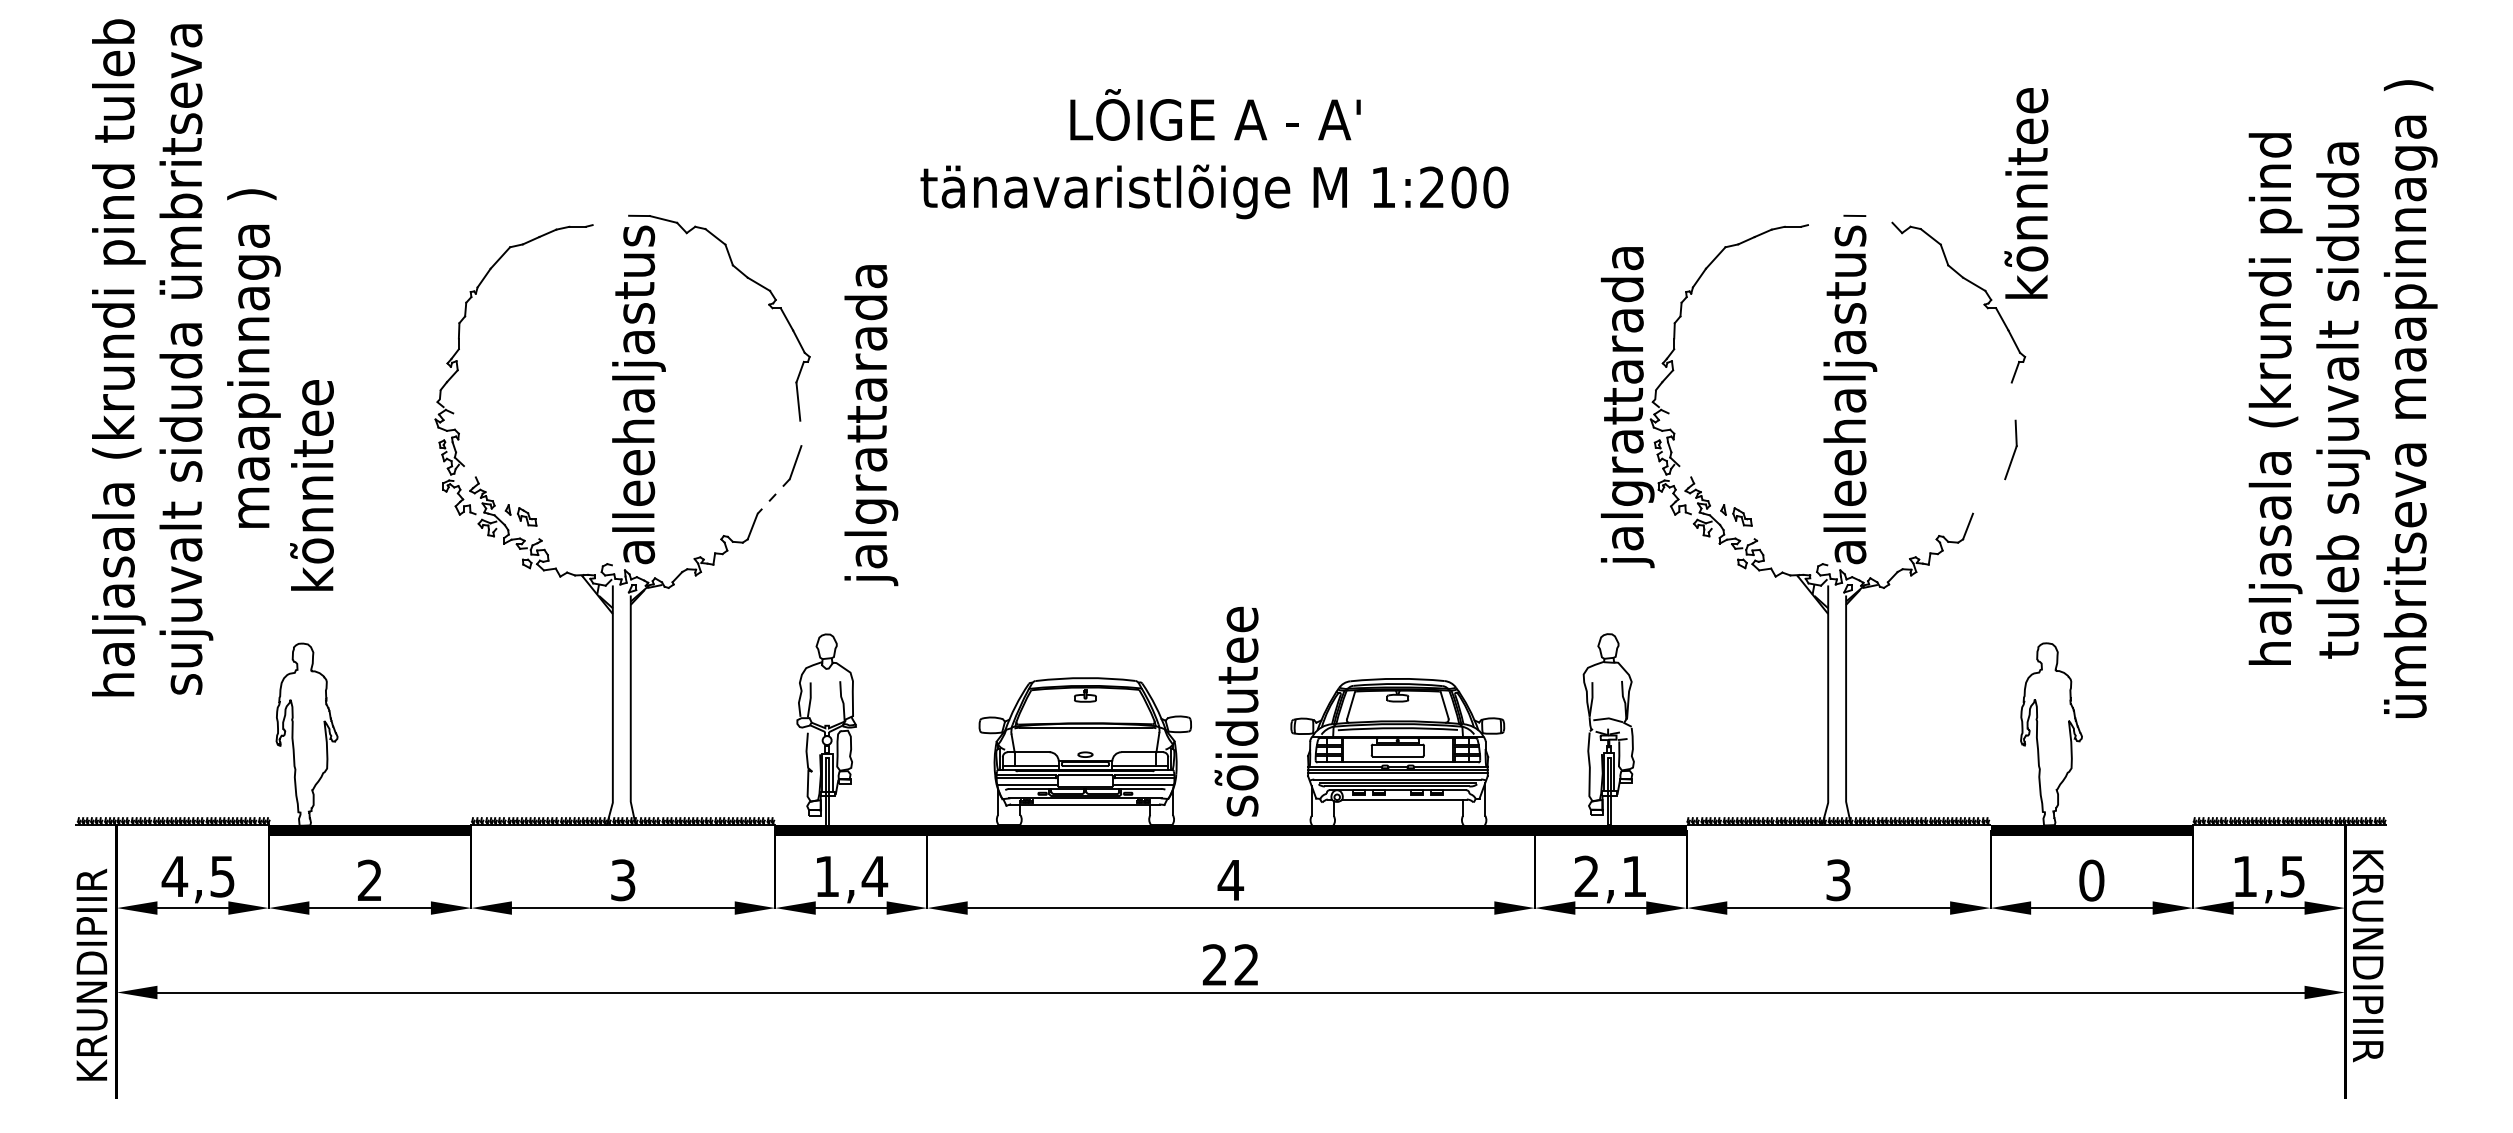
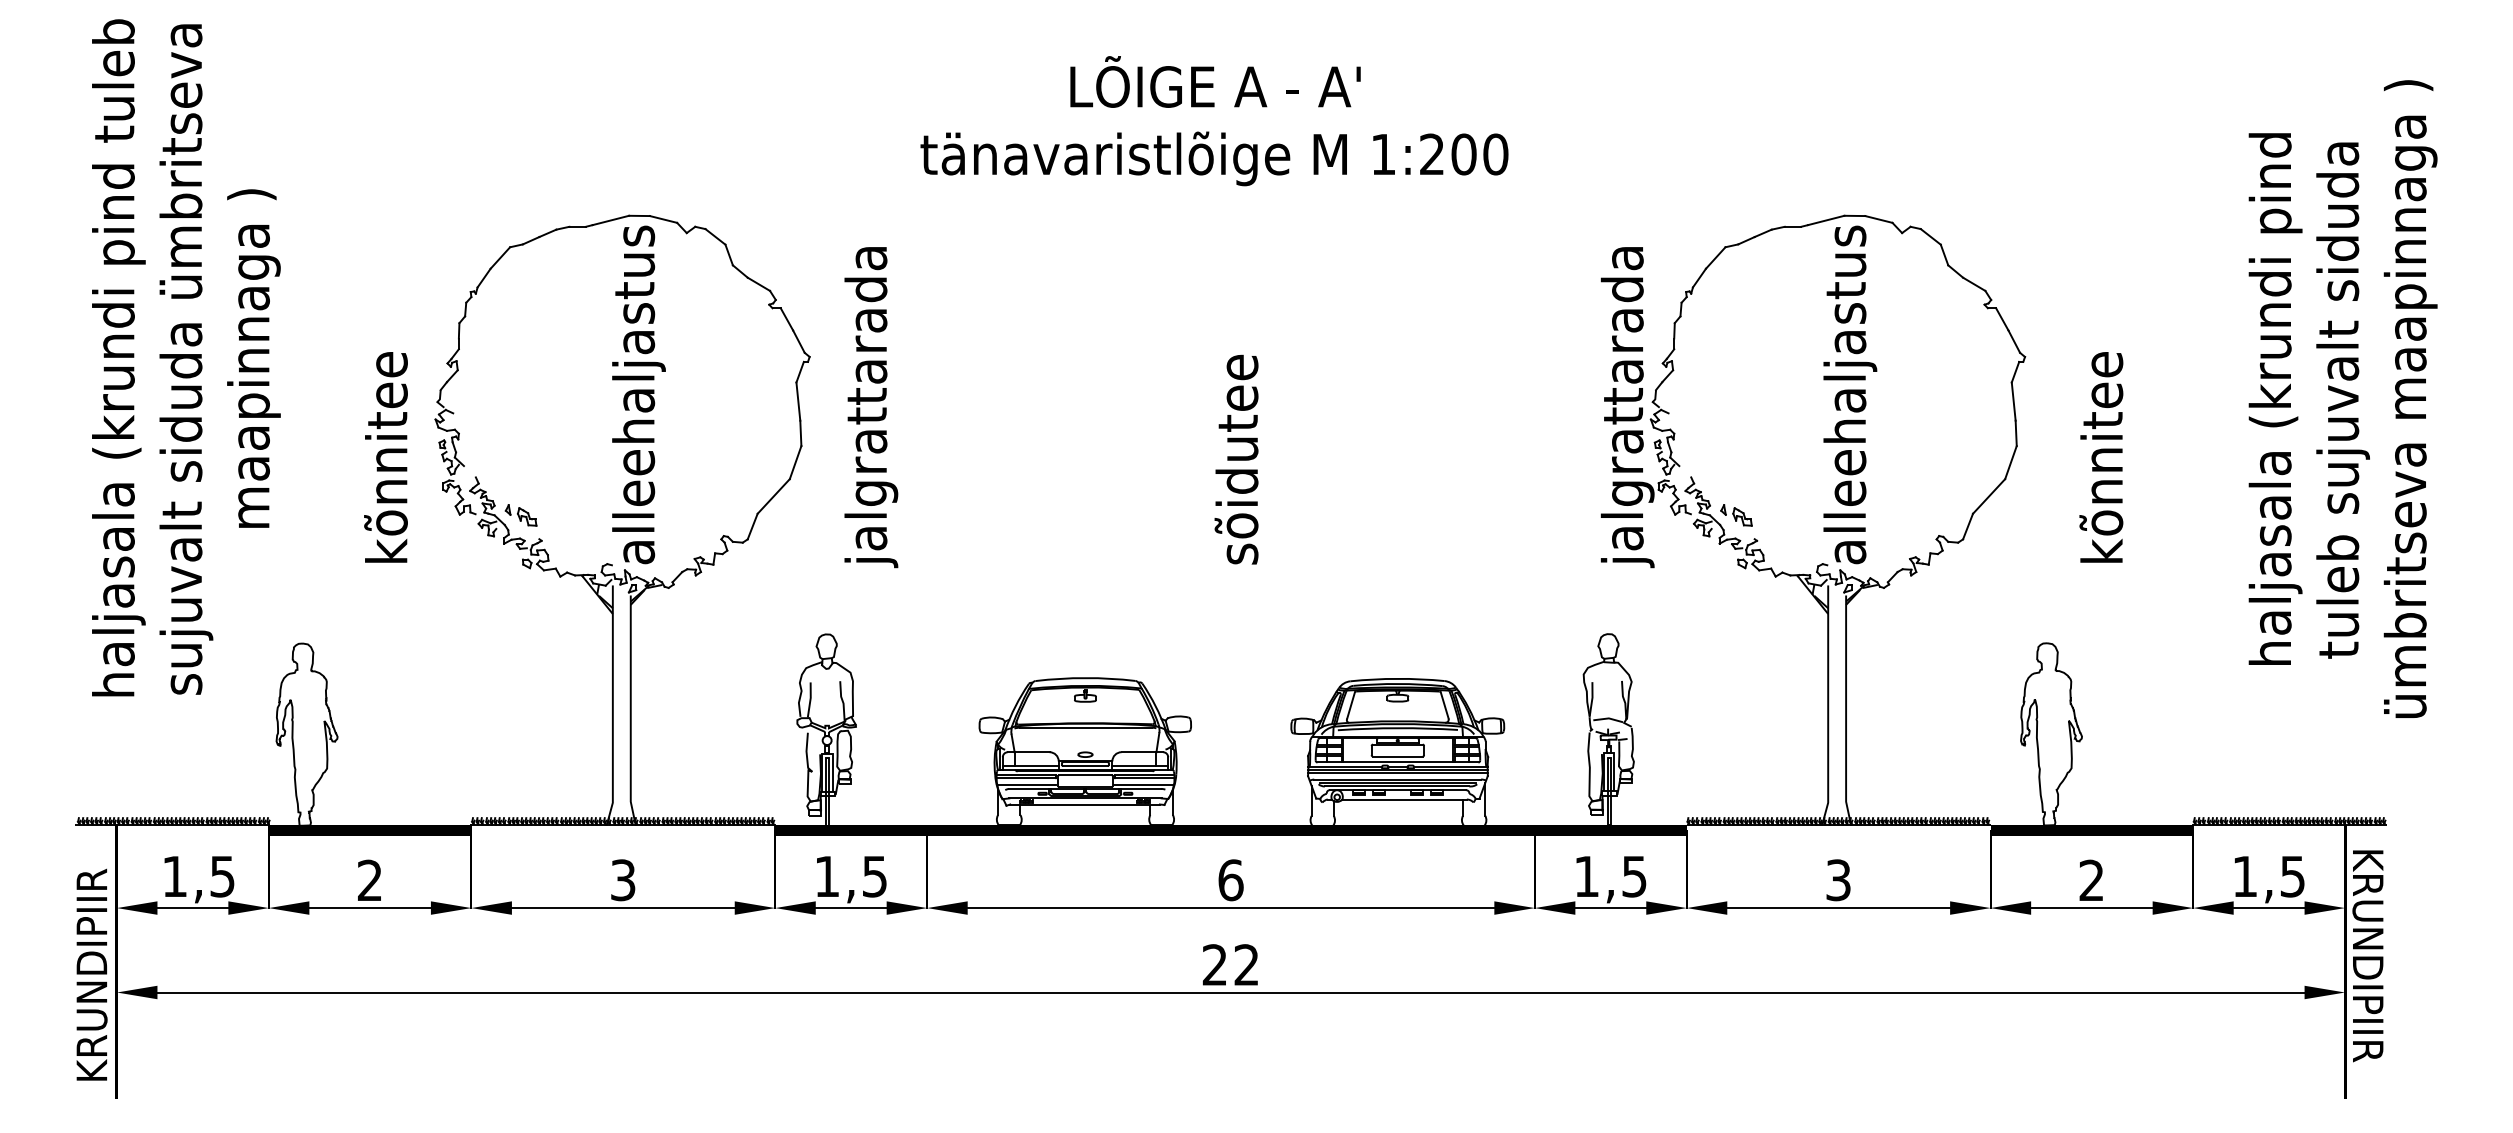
text position: (1214, 154) -> (1214, 121) (1214, 121)
text position: (2026, 193) -> (2101, 457) (2101, 457)
line: none -> present (1878, 219)
line: none -> present (610, 220)
line: none -> present (1826, 220)
line: none -> present (2013, 401)
text position: (871, 425) -> (871, 407) (871, 407)
line: none -> present (800, 433)
text position: (311, 485) -> (385, 457) (385, 457)
line: dashed -> solid (773, 496)
line: none -> present (1989, 496)
text position: (1236, 711) -> (1236, 459) (1236, 459)
text: 4,5 -> 1,5 (174, 876)
text: 1,4 -> 1,5 (874, 876)
text: 2,1 -> 1,5 (1610, 876)
text: 4 -> 6 (1230, 880)
text: 0 -> 2 (2091, 880)
